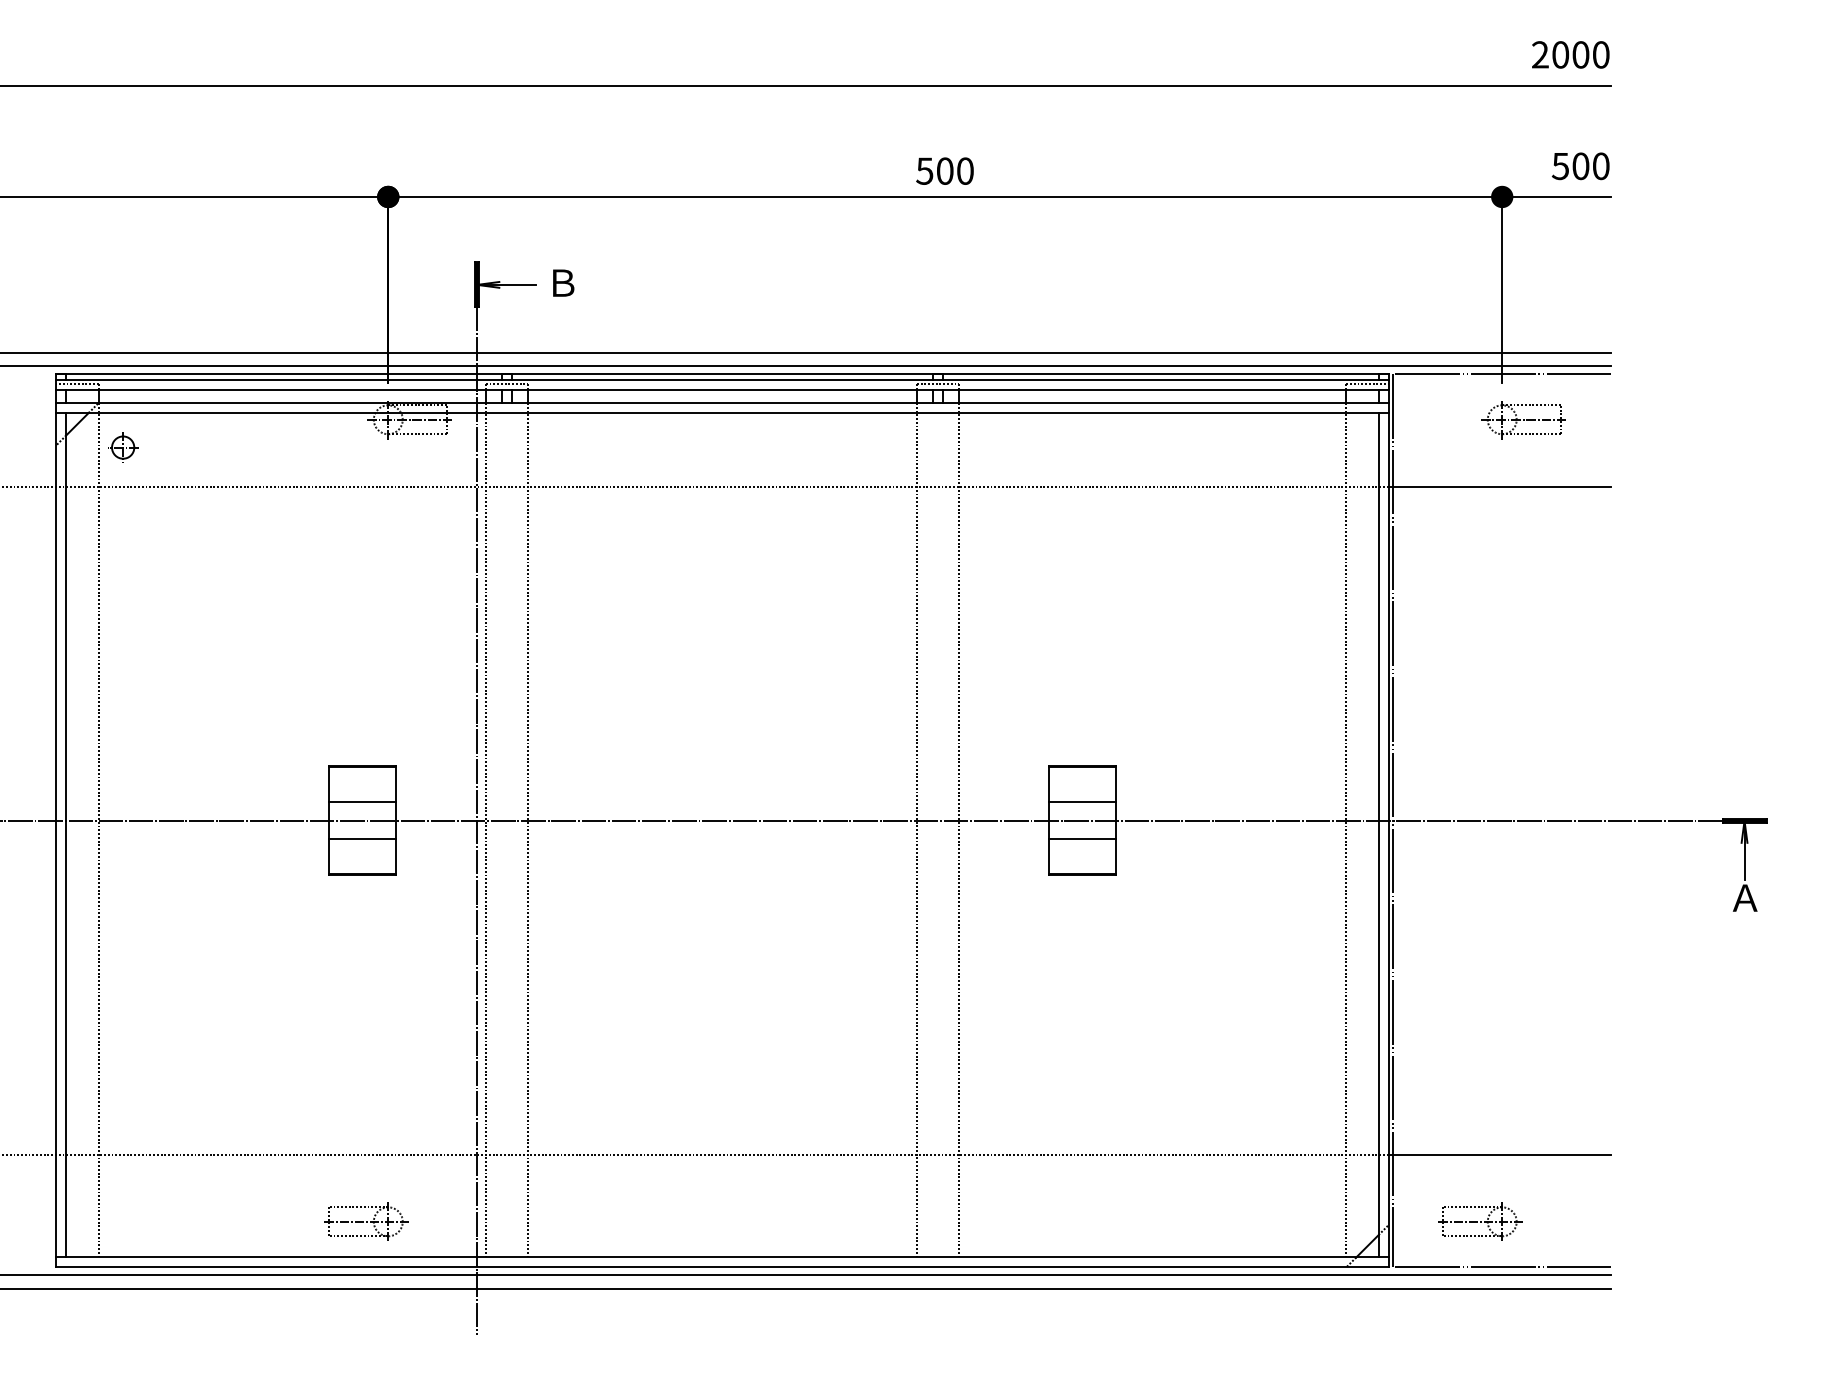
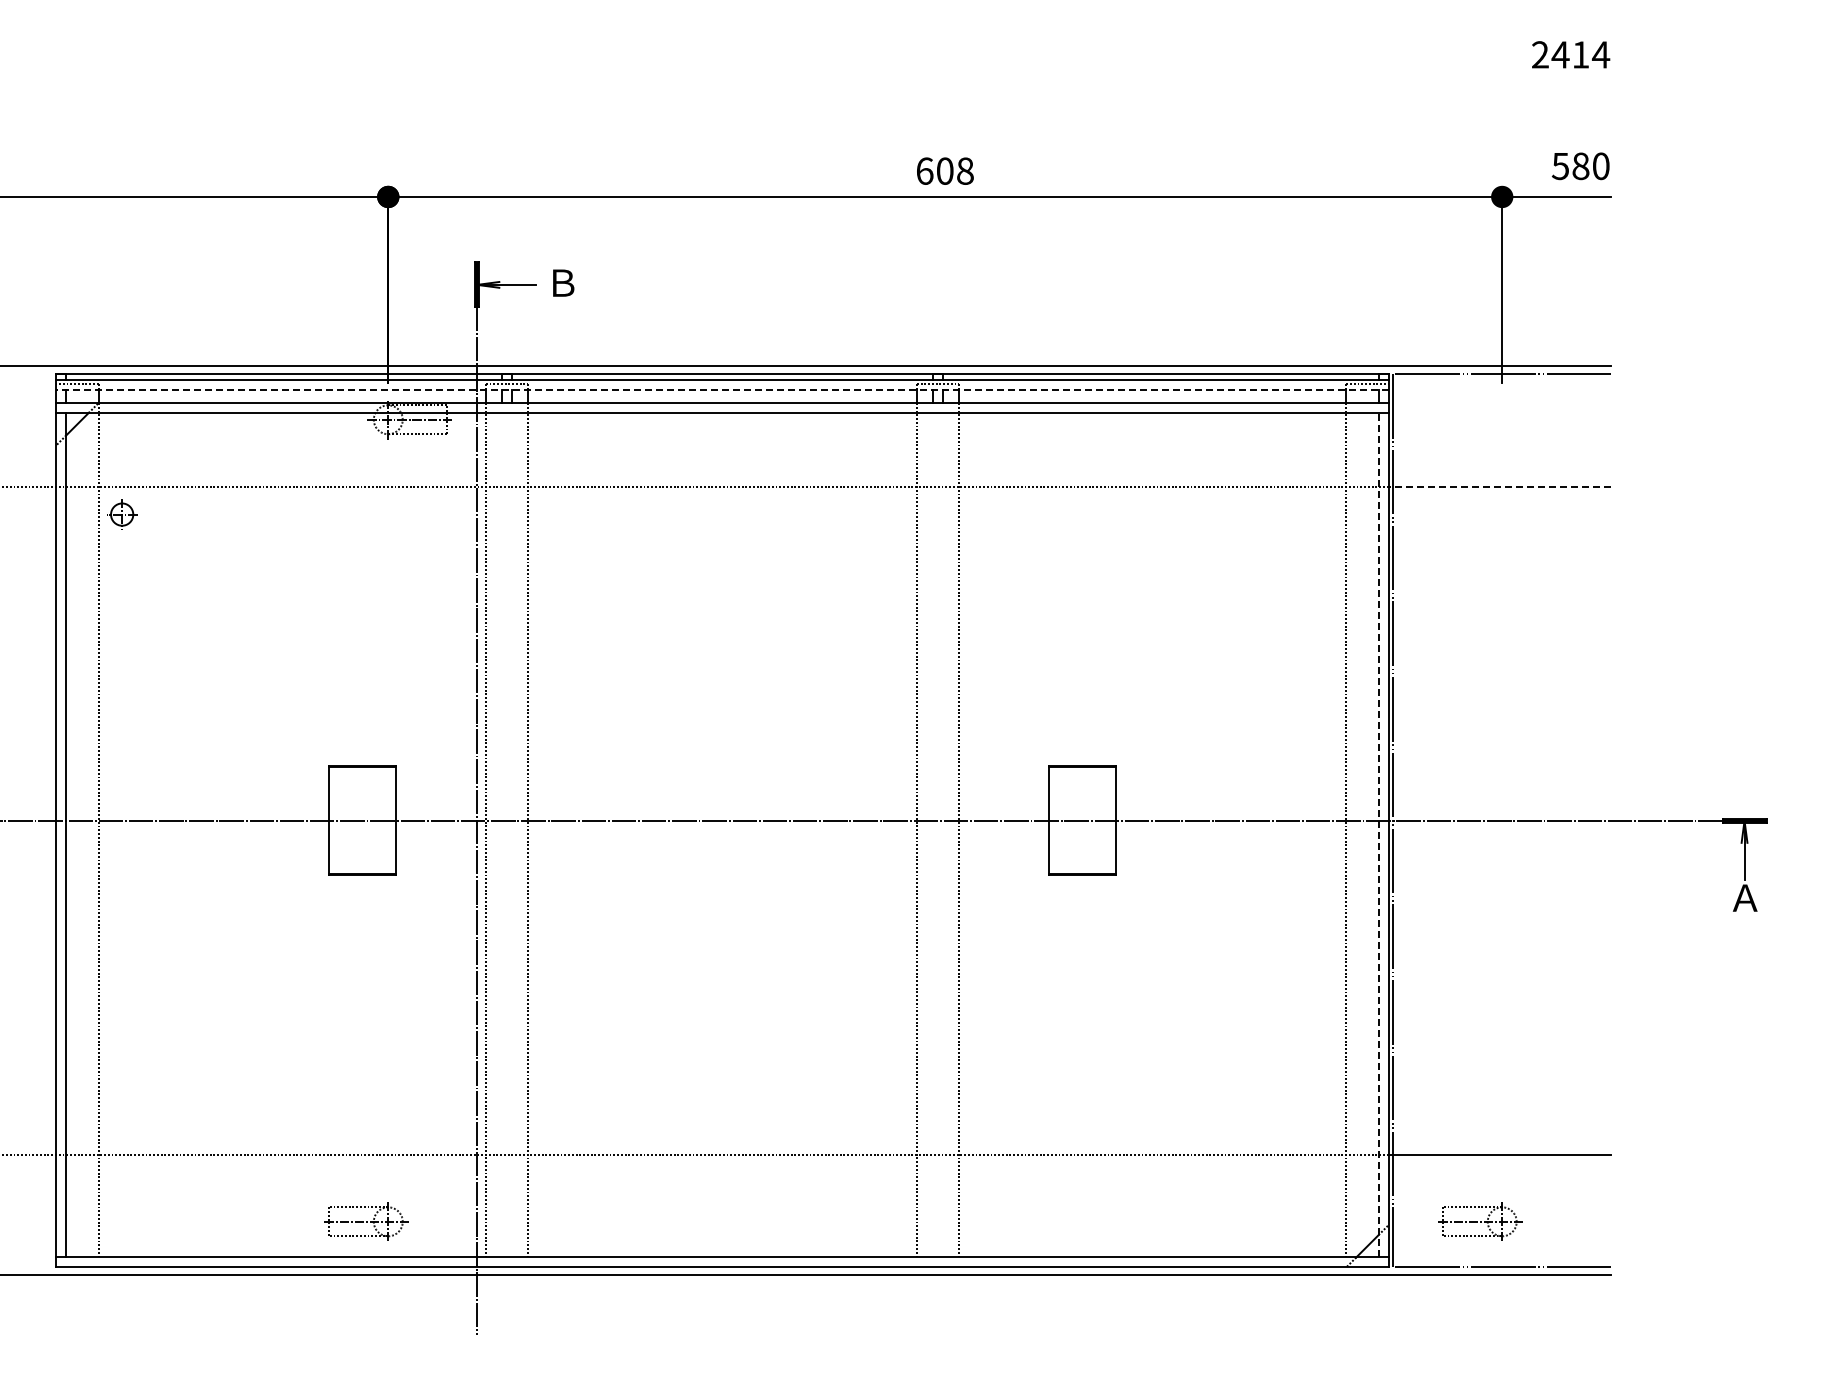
text: 2000 -> 2414 (1580, 54)
line: present -> none (806, 85)
text: 500 -> 580 (1580, 166)
text: 500 -> 608 (944, 170)
line: present -> none (806, 352)
line: solid -> dashed (721, 389)
part: present -> none (1523, 420)
part position: (123, 447) -> (122, 514) (122, 514)
line: solid -> dashed (1499, 486)
line: present -> none (362, 802)
line: present -> none (1081, 802)
line: solid -> dashed (1378, 834)
line: present -> none (362, 839)
line: present -> none (1081, 839)
line: present -> none (806, 1288)
